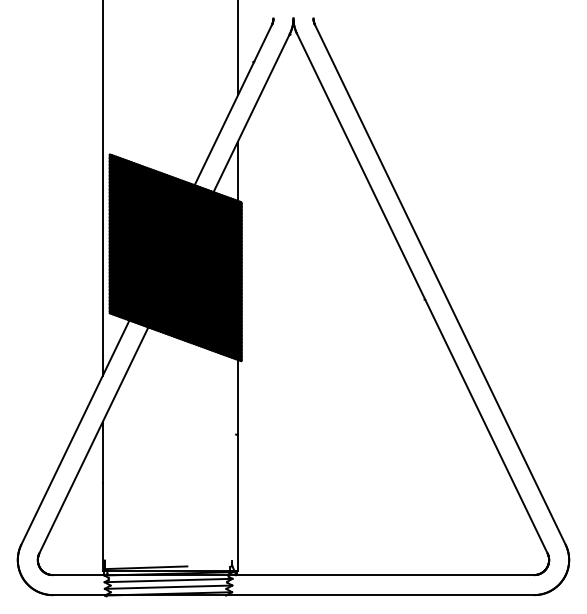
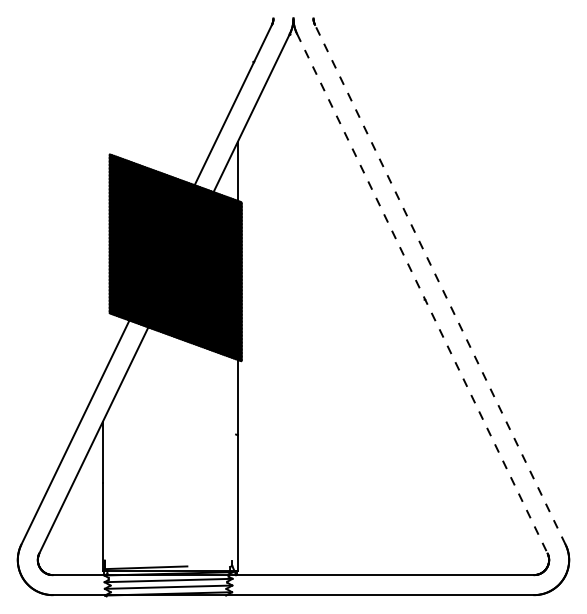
line: present -> none (237, 48)
line: present -> none (102, 188)
line: solid -> dashed (440, 284)
line: solid -> dashed (422, 293)
